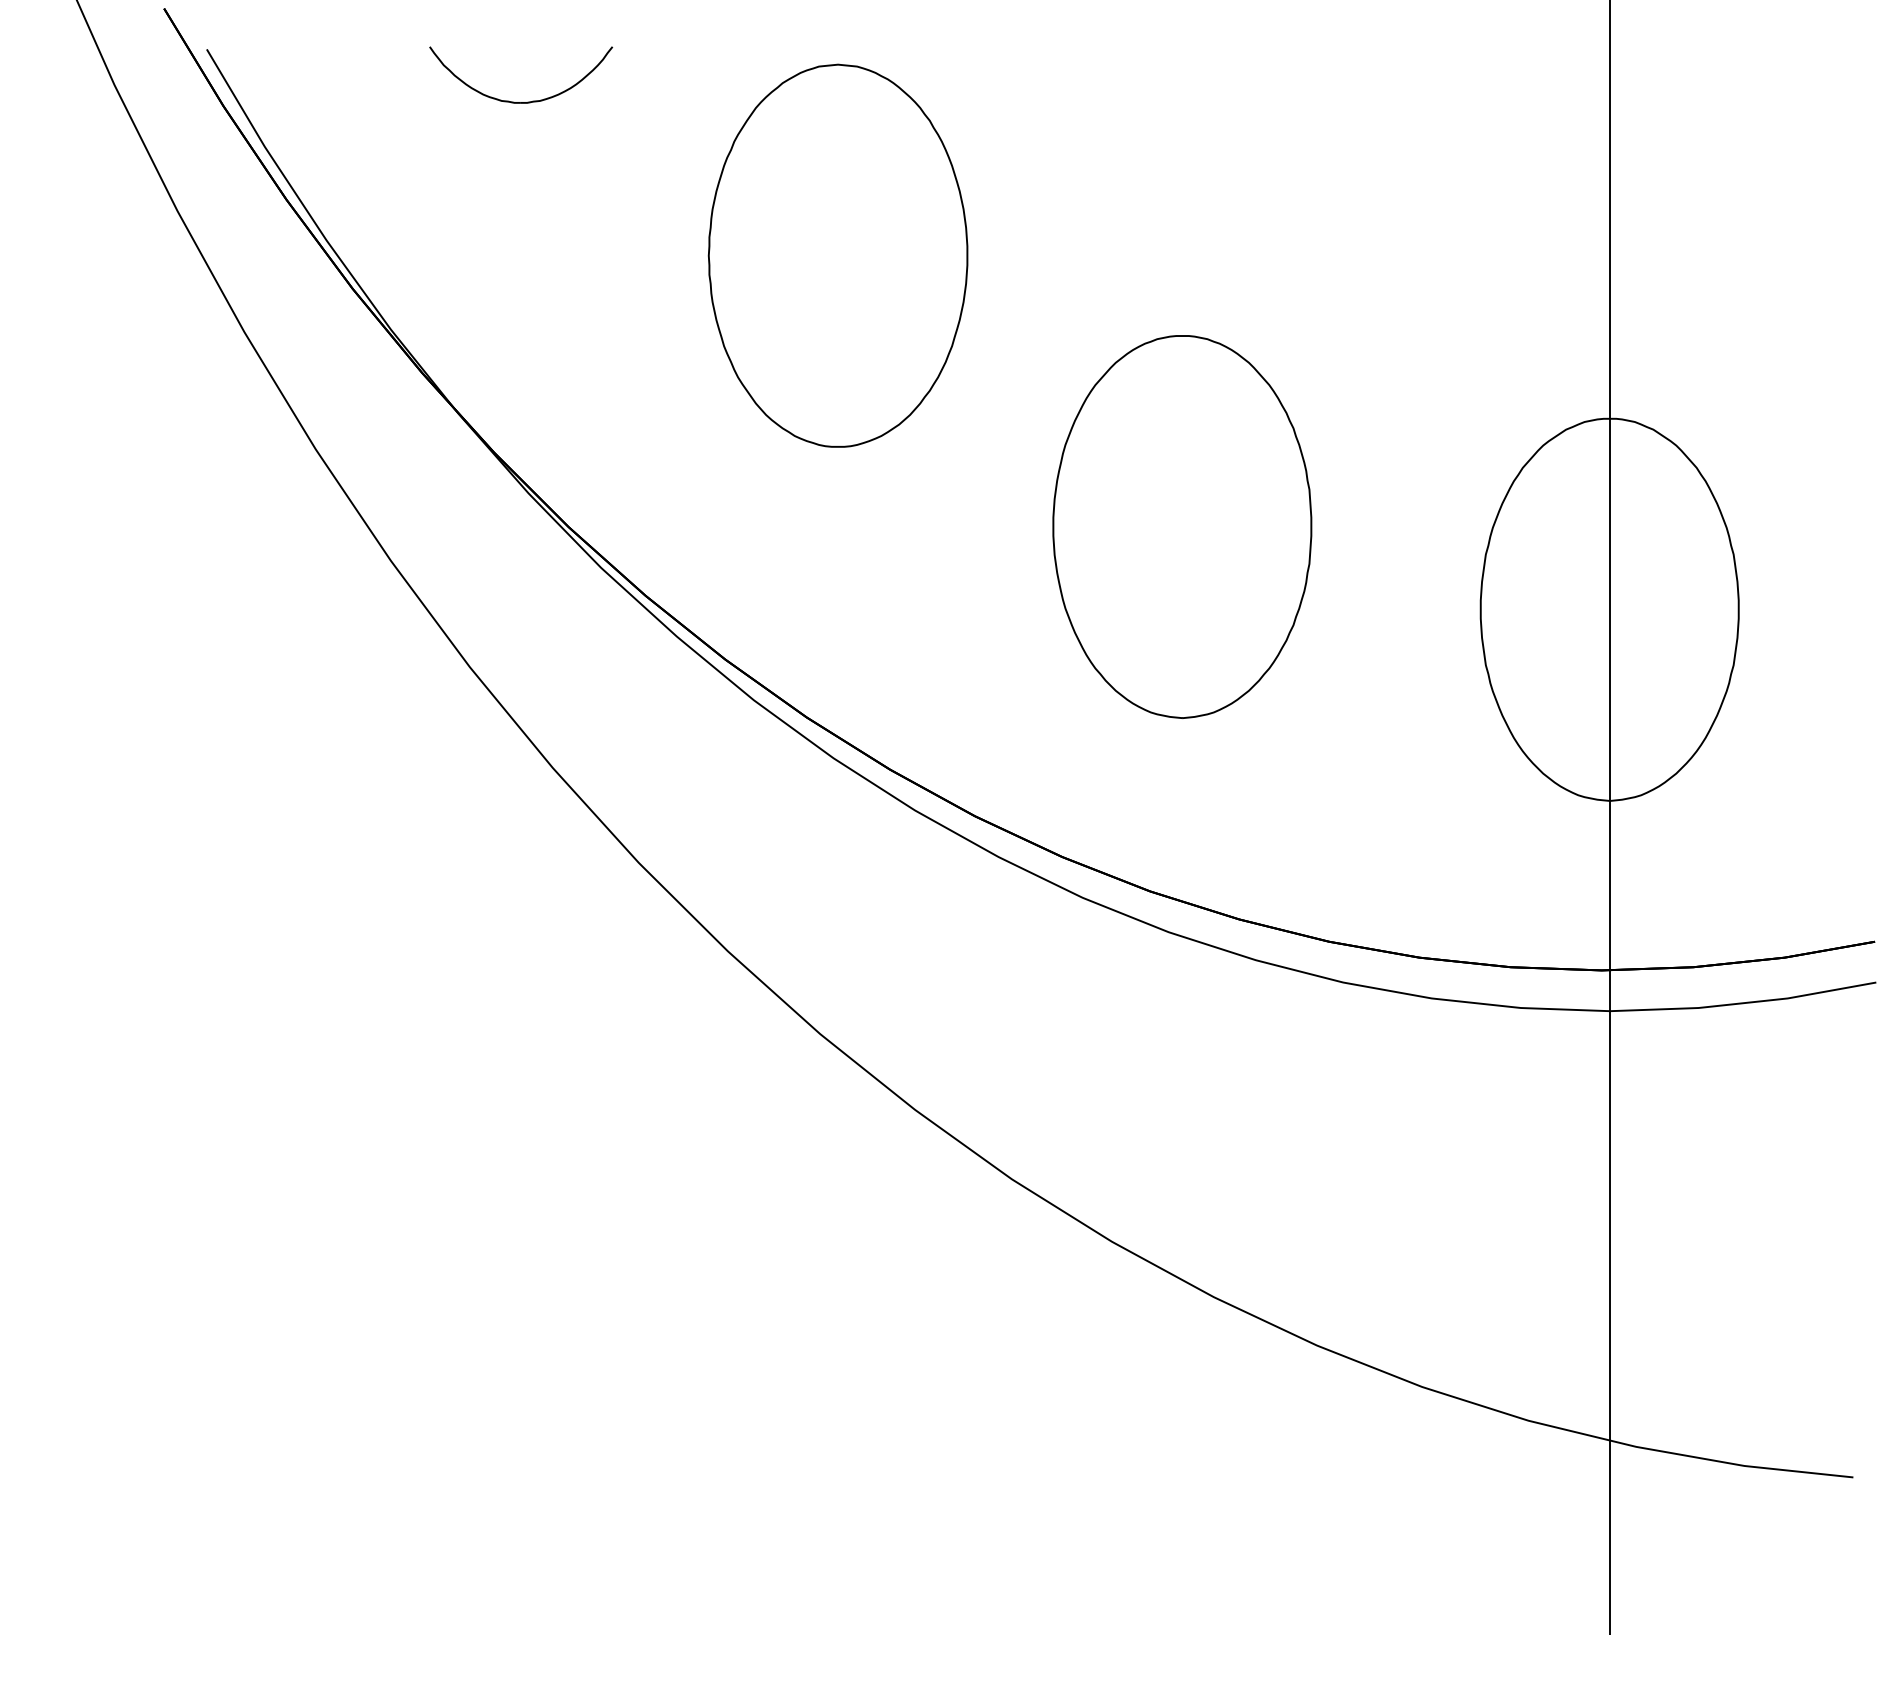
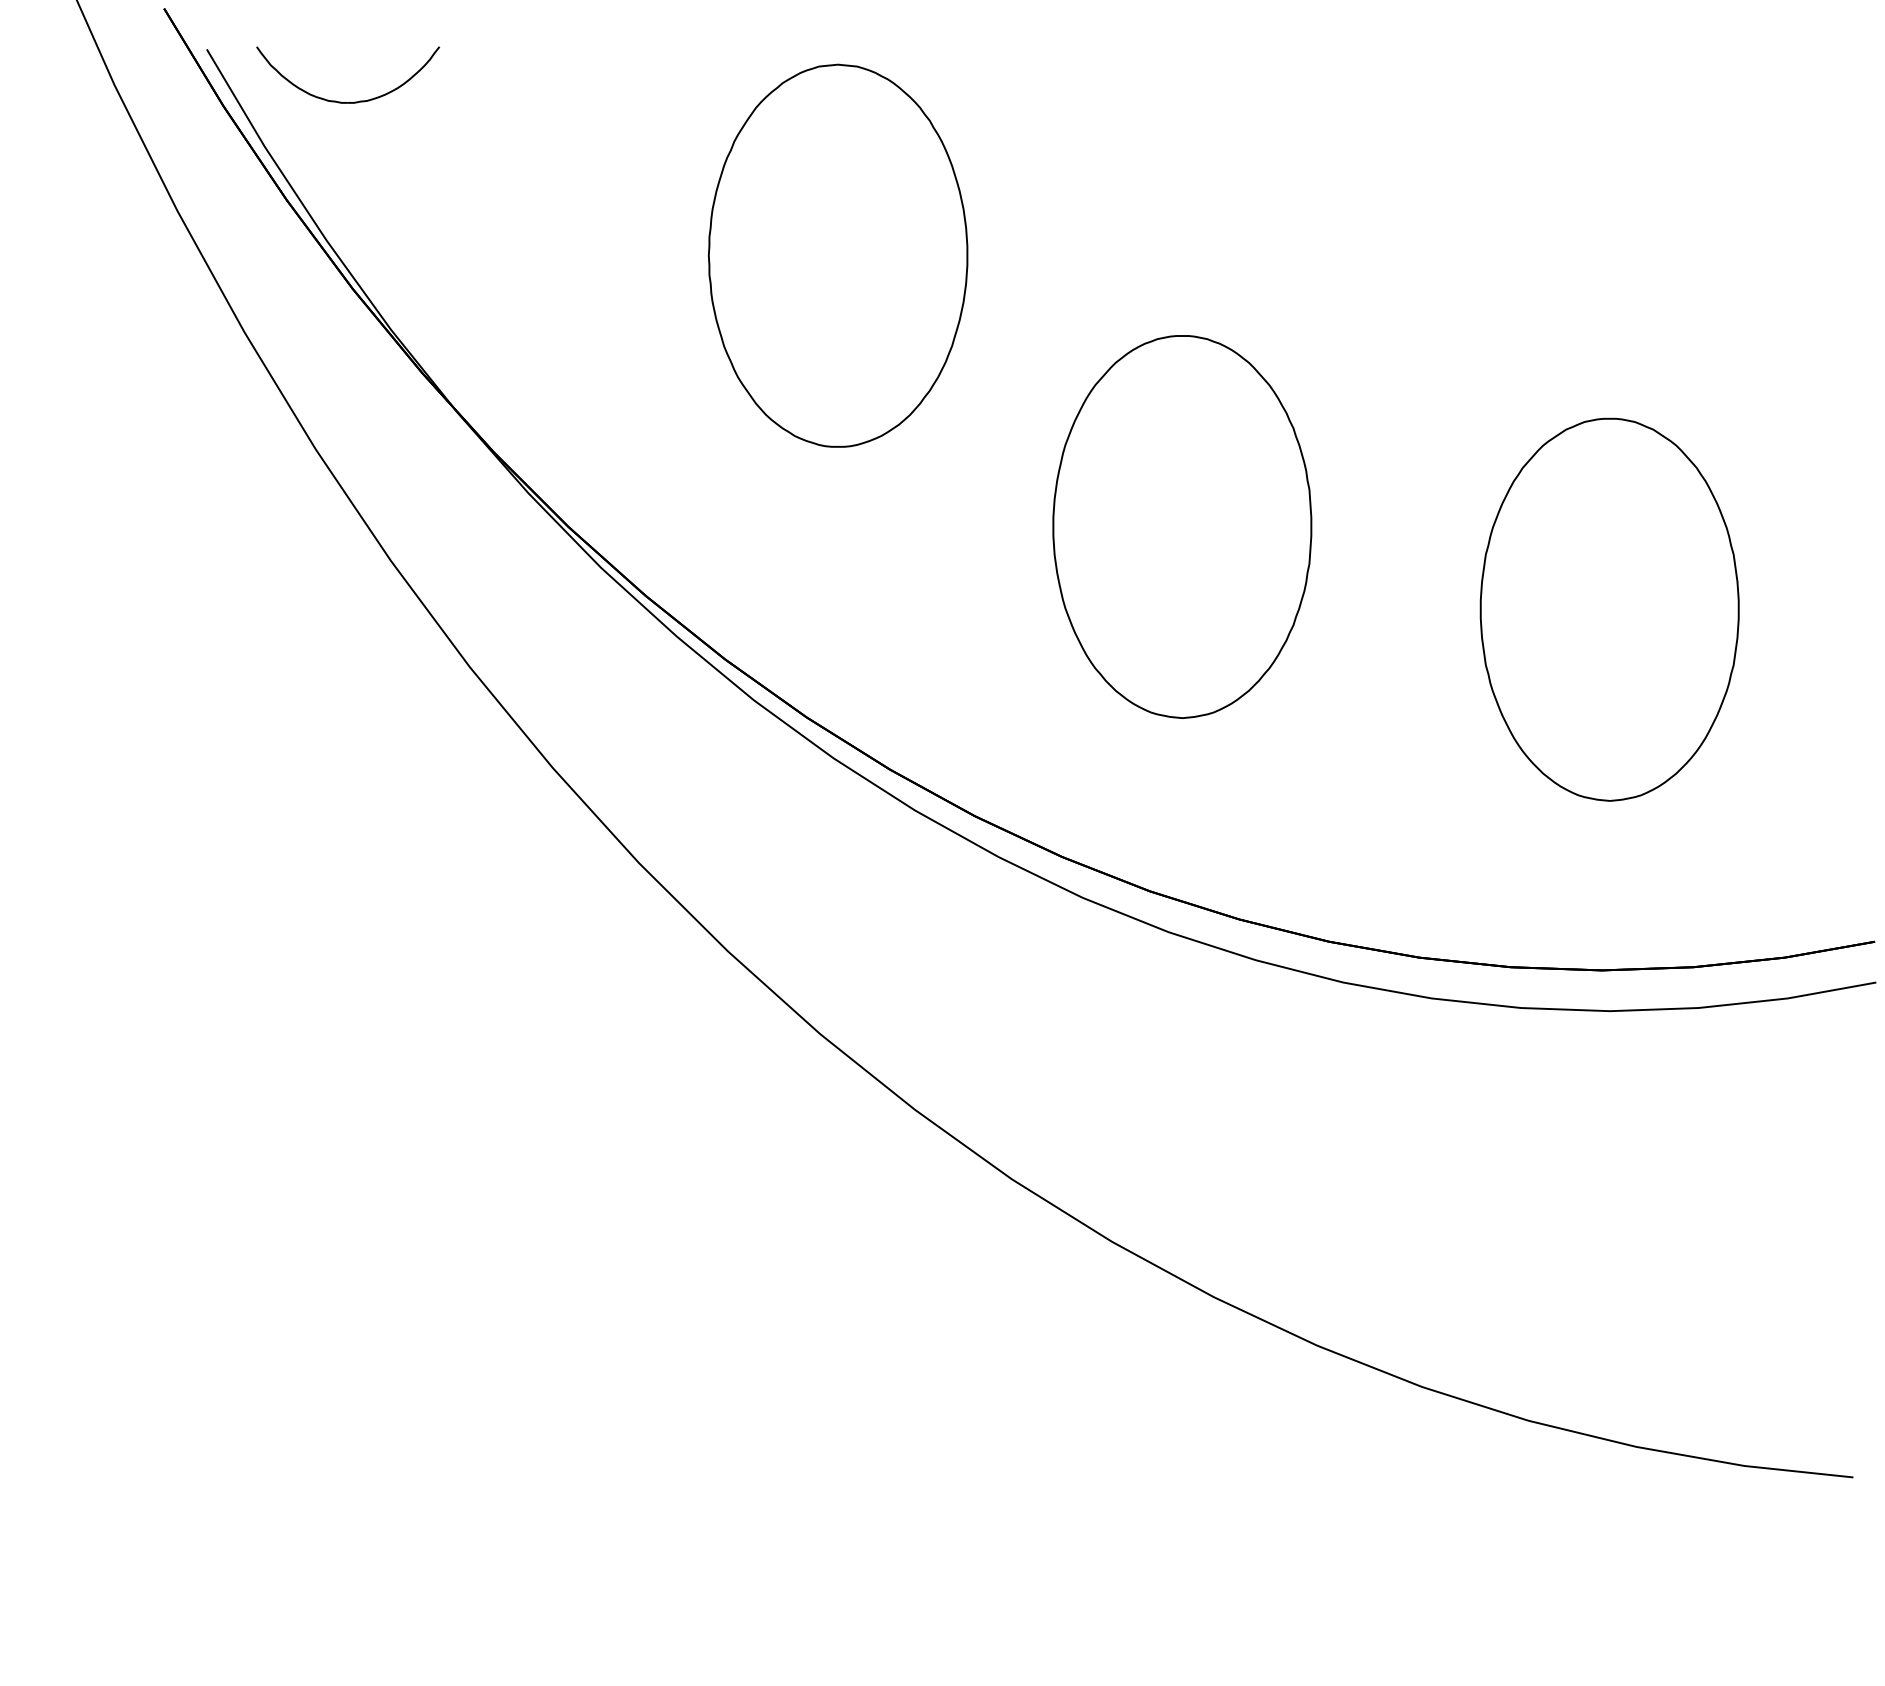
part position: (527, 101) -> (354, 101) (354, 101)
line: present -> none (1609, 818)
